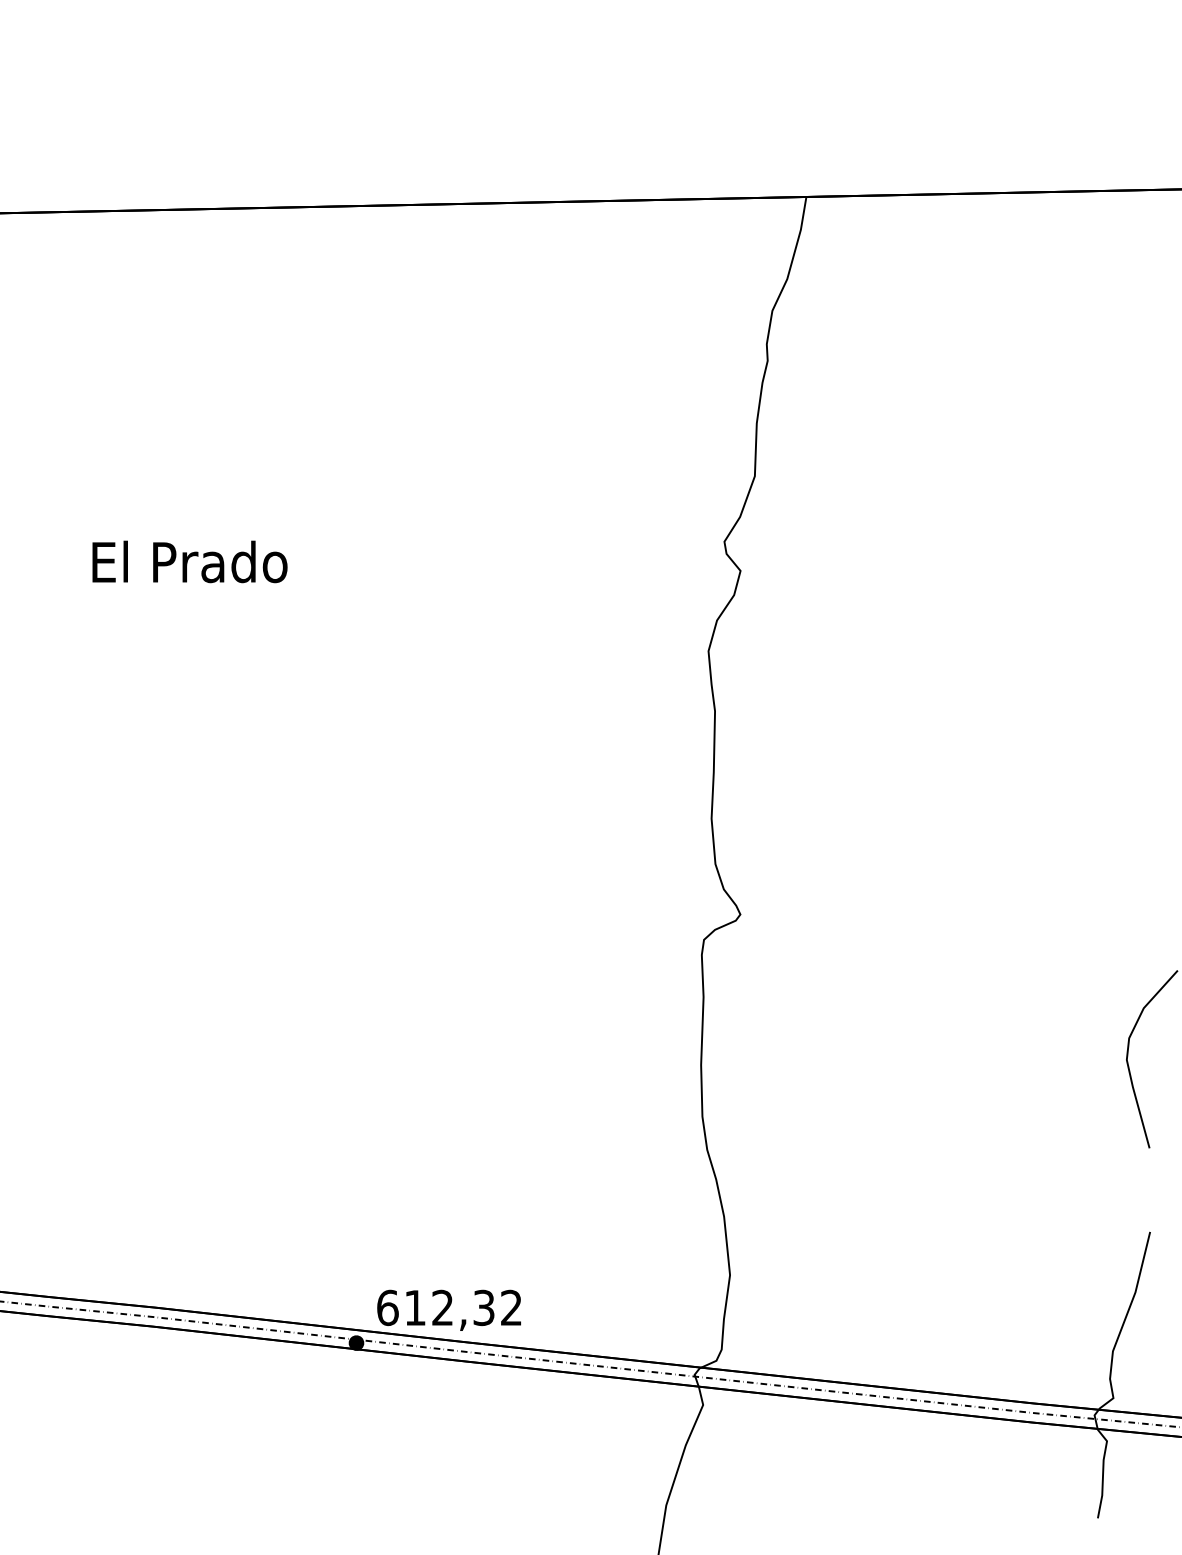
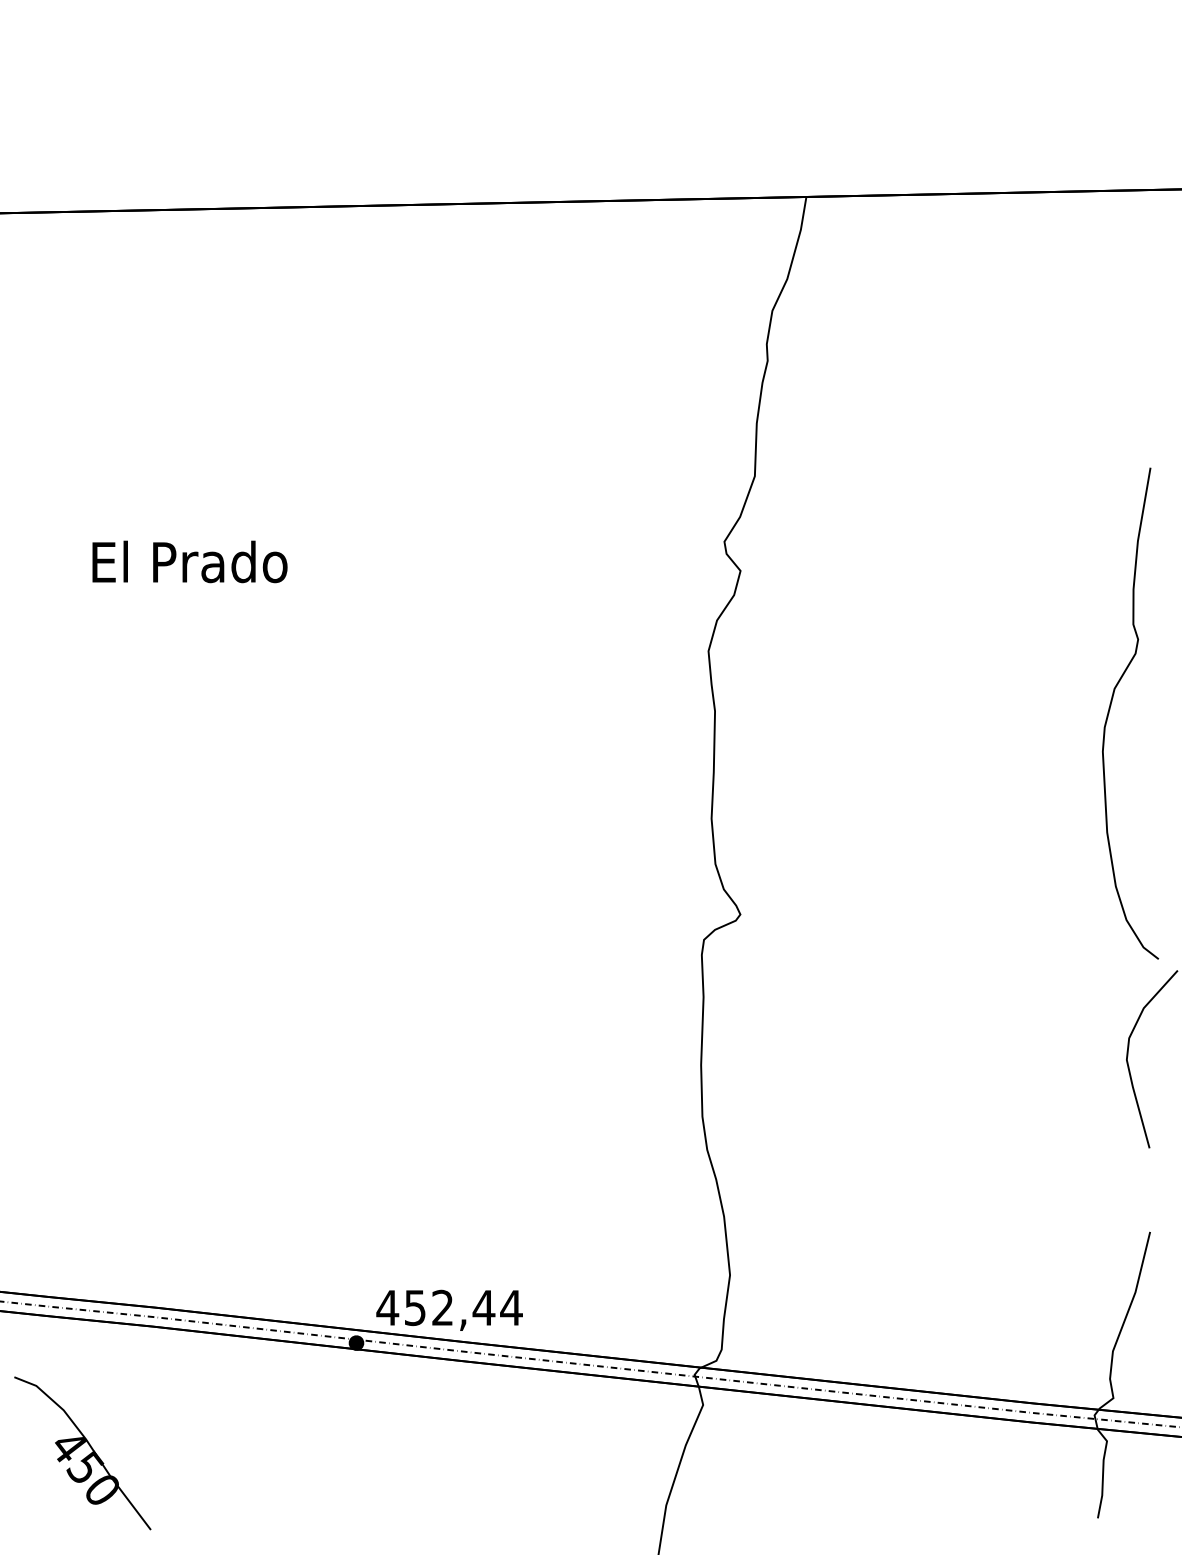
curve: none -> present (1110, 709)
text: 612,32 -> 452,44 (449, 1307)
part: none -> present (82, 1453)
